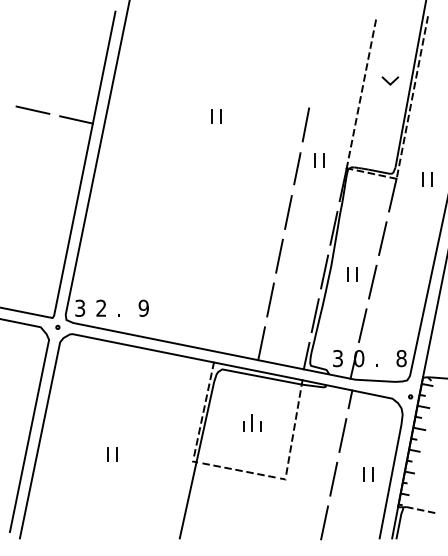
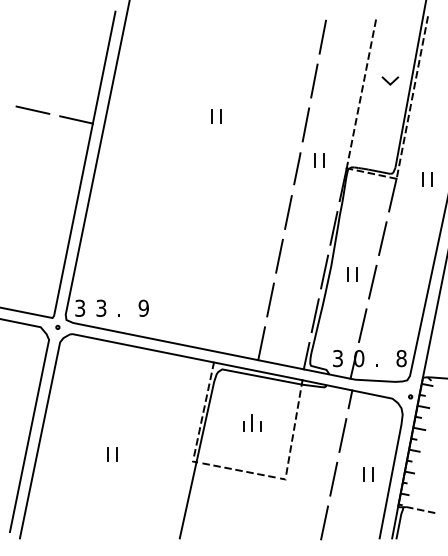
line: none -> present (322, 36)
line: none -> present (314, 80)
text: 2 -> 3 (101, 308)
